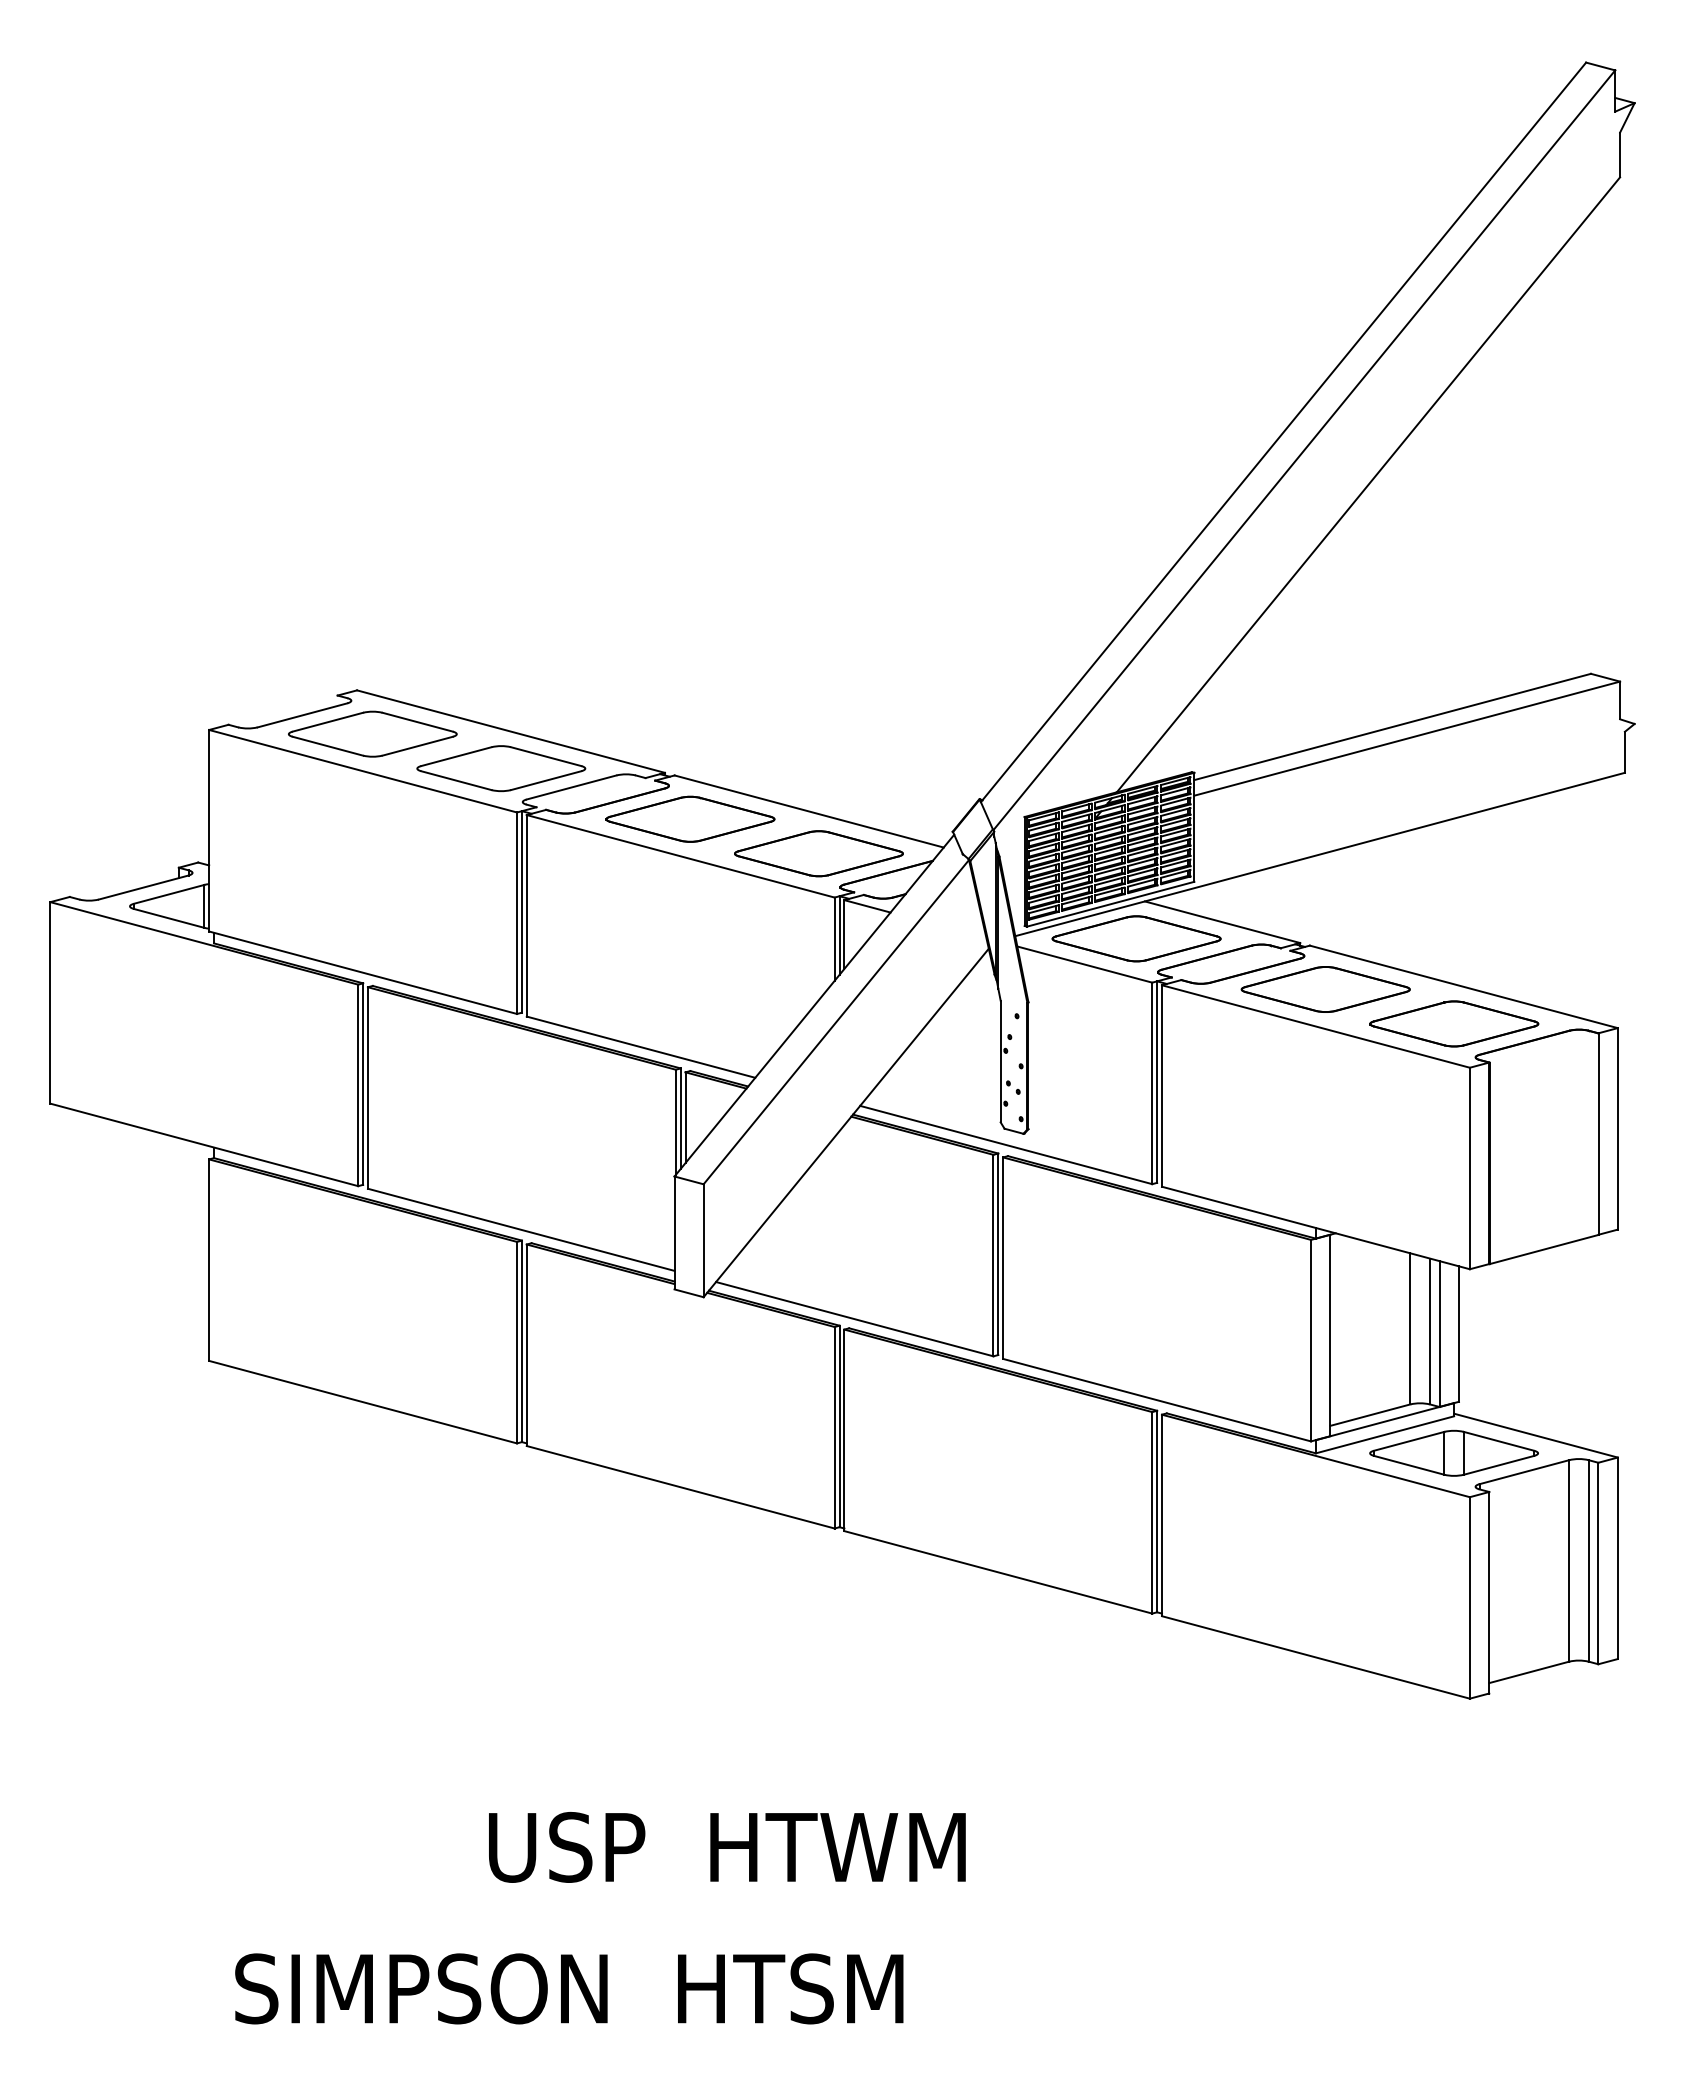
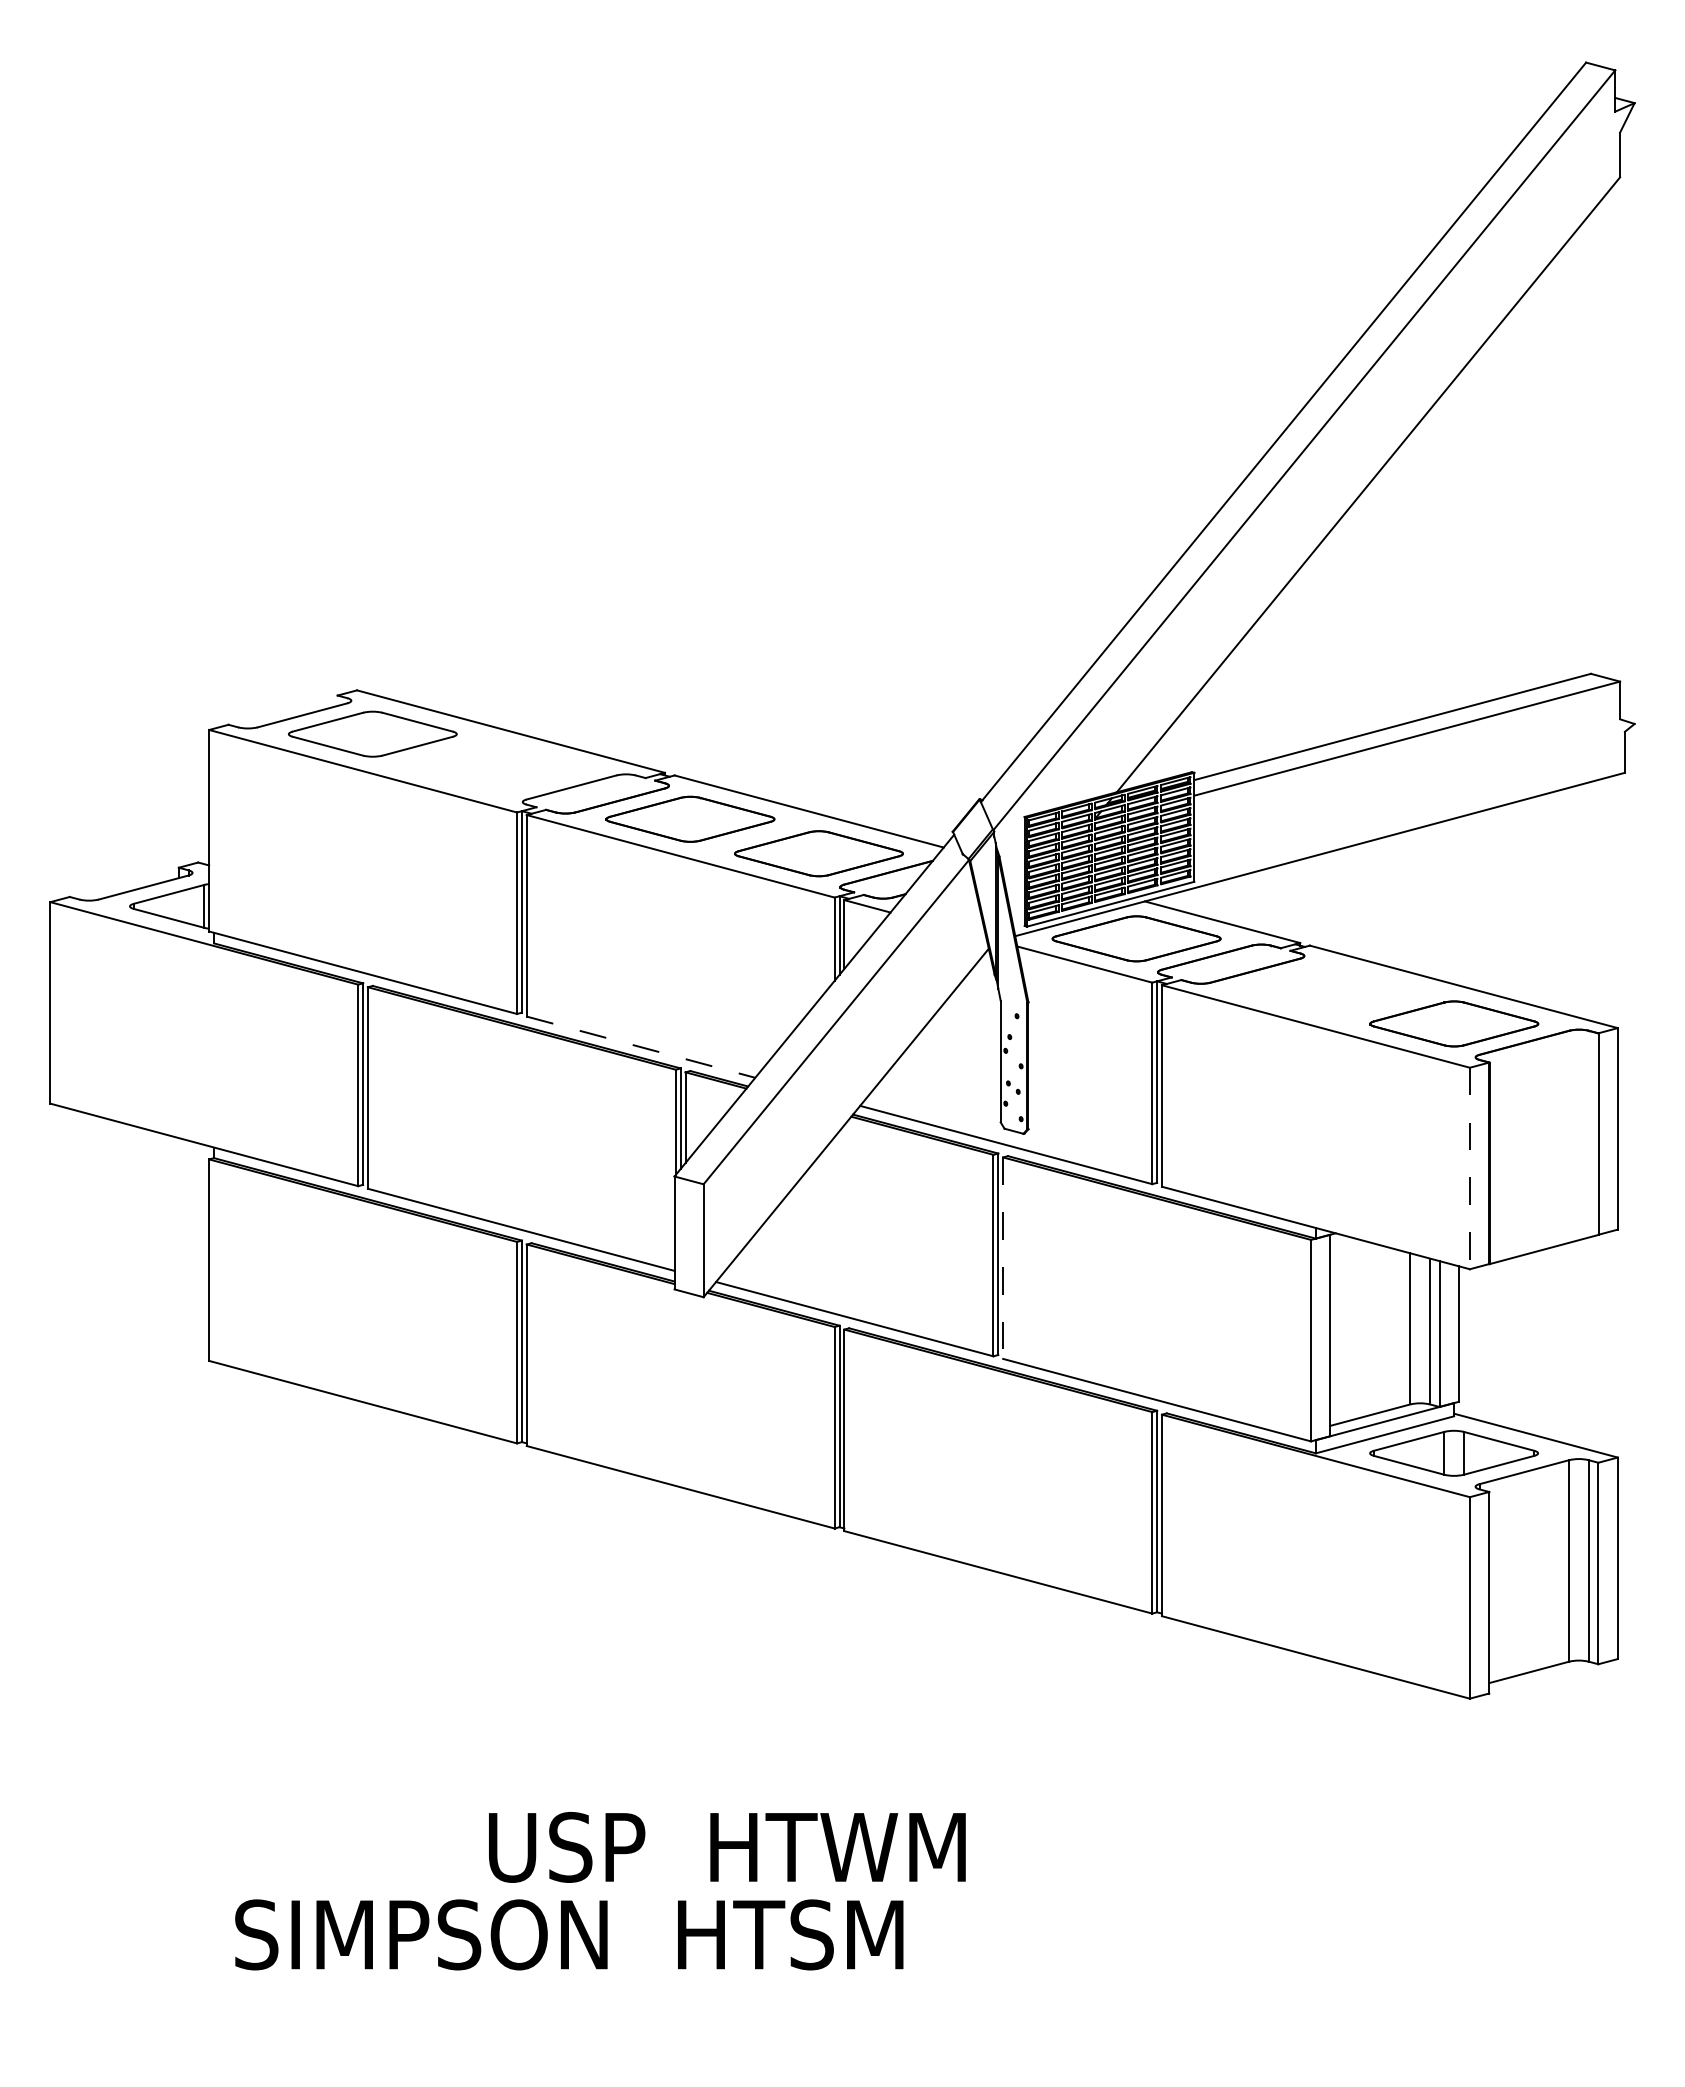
part: present -> none (501, 768)
part: present -> none (1325, 989)
line: solid -> dashed (641, 1047)
line: solid -> dashed (1469, 1168)
line: solid -> dashed (1003, 1258)
text position: (569, 1988) -> (569, 1934) (569, 1934)
